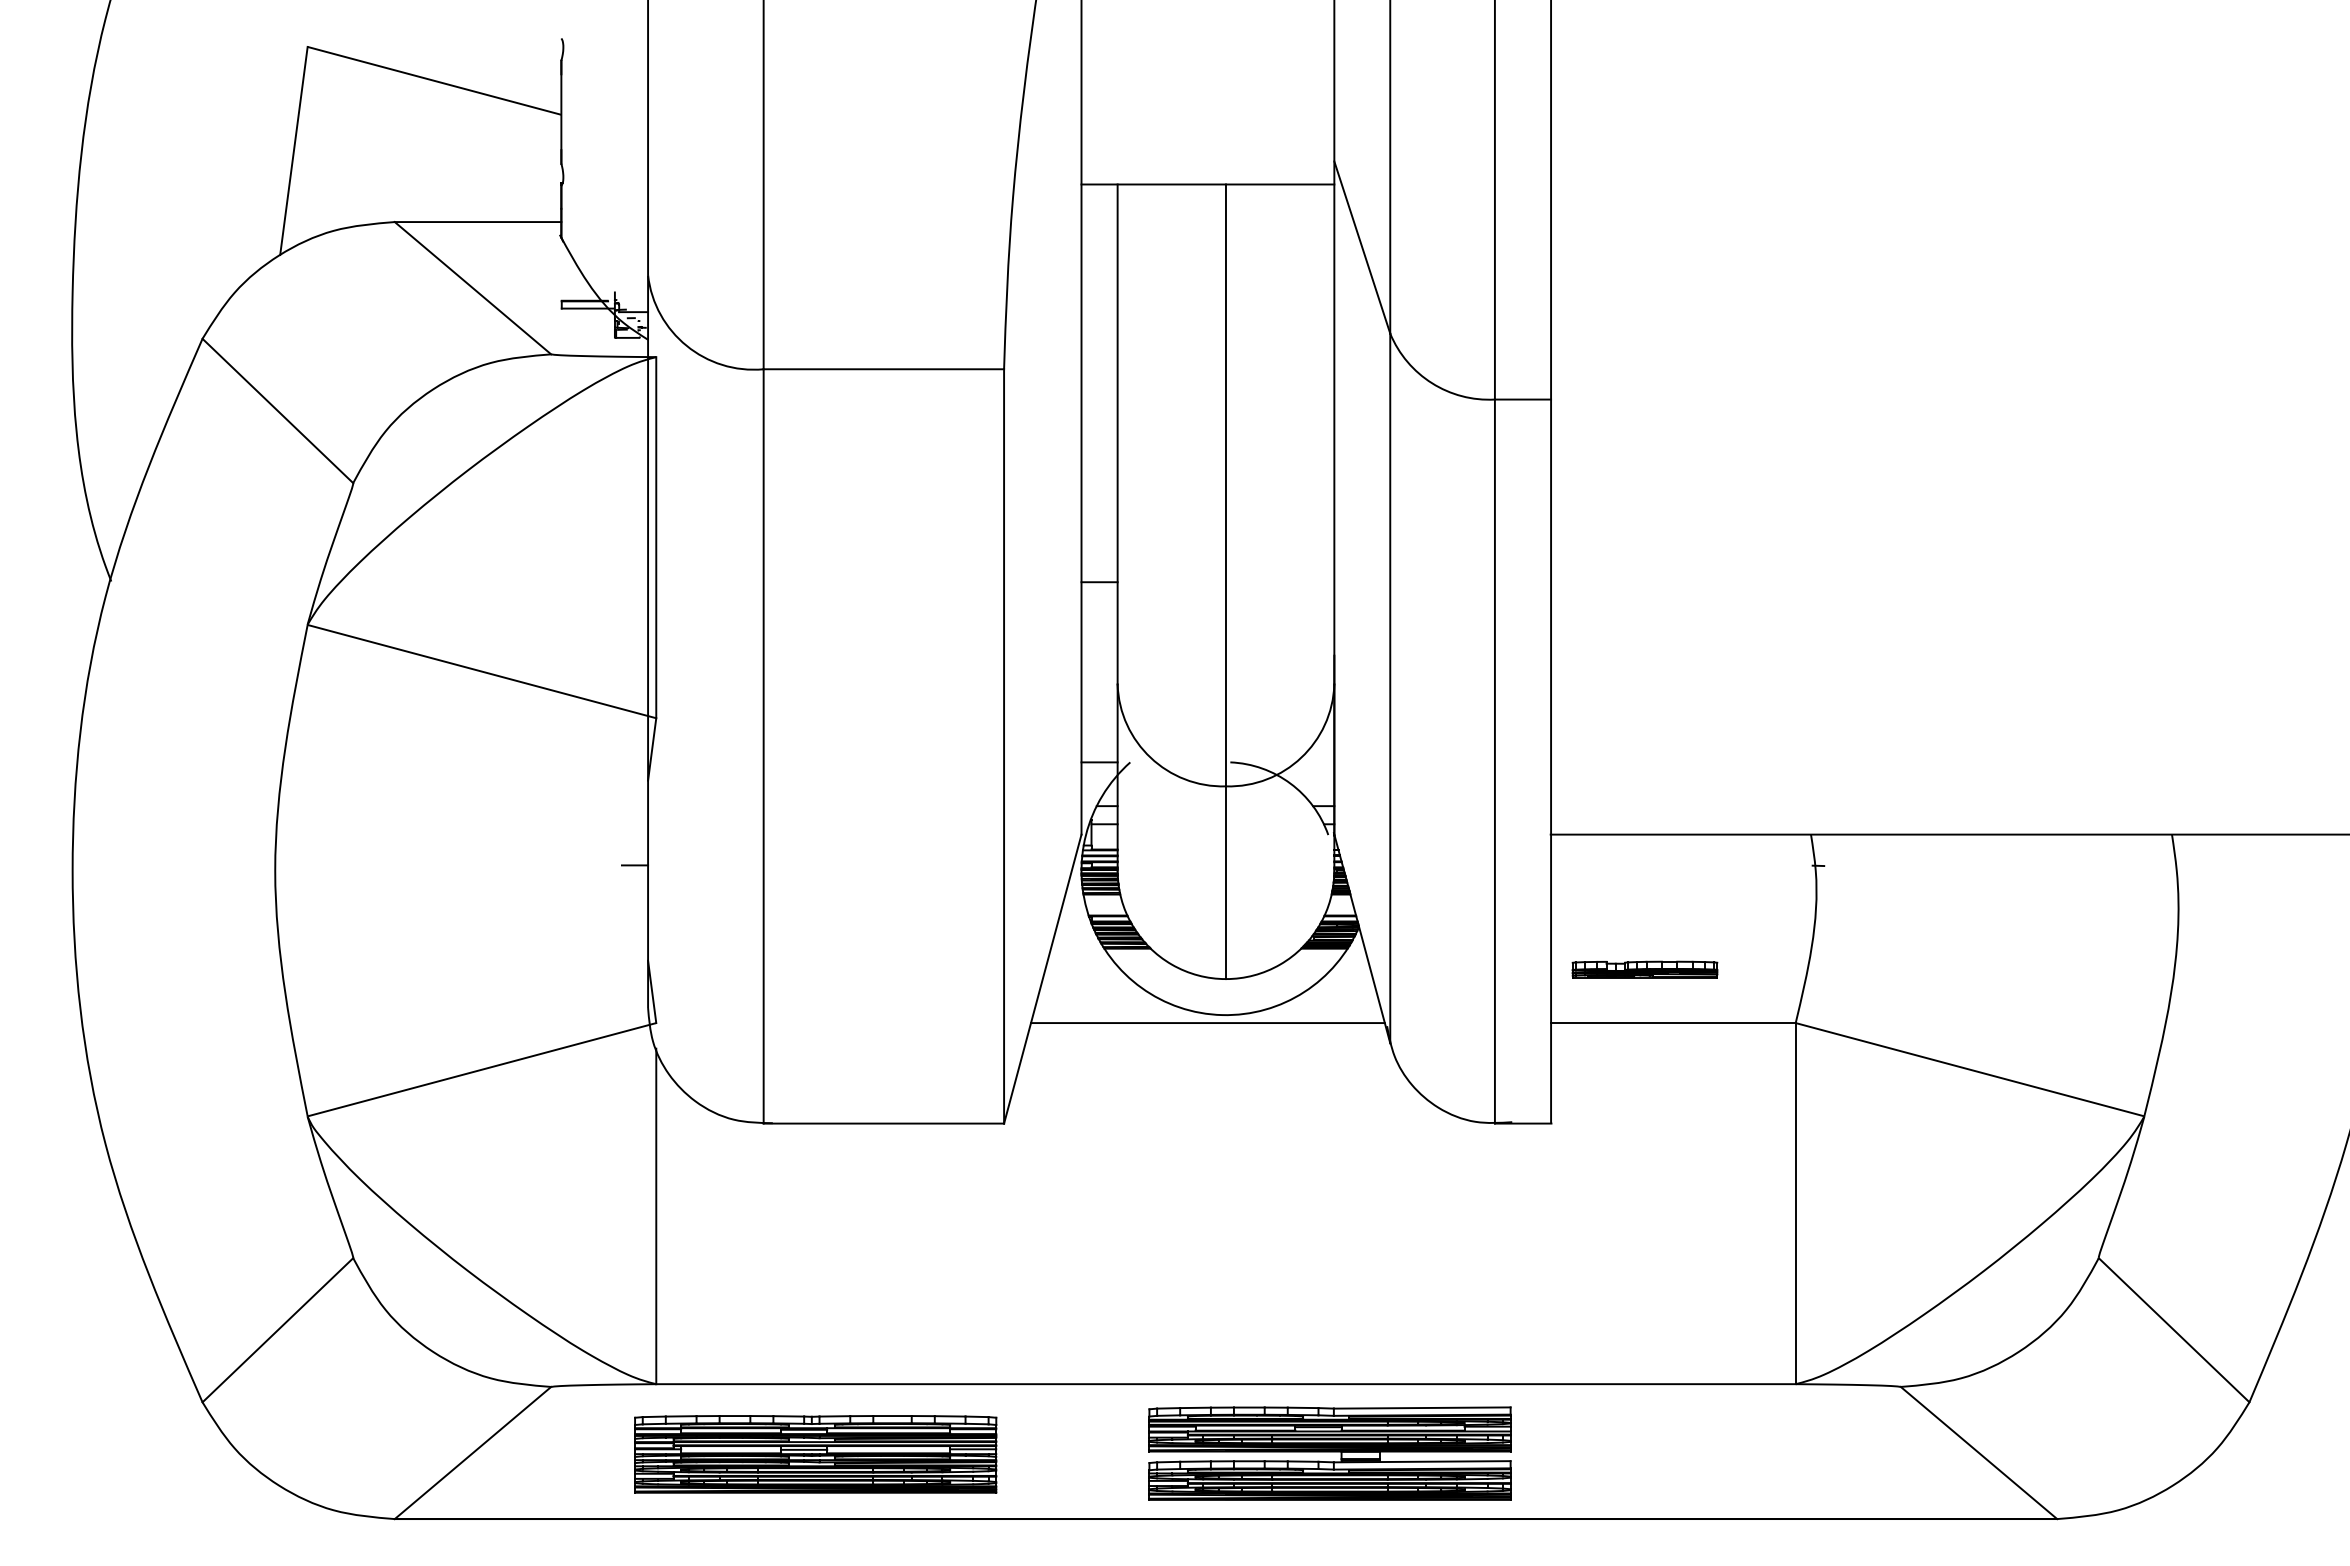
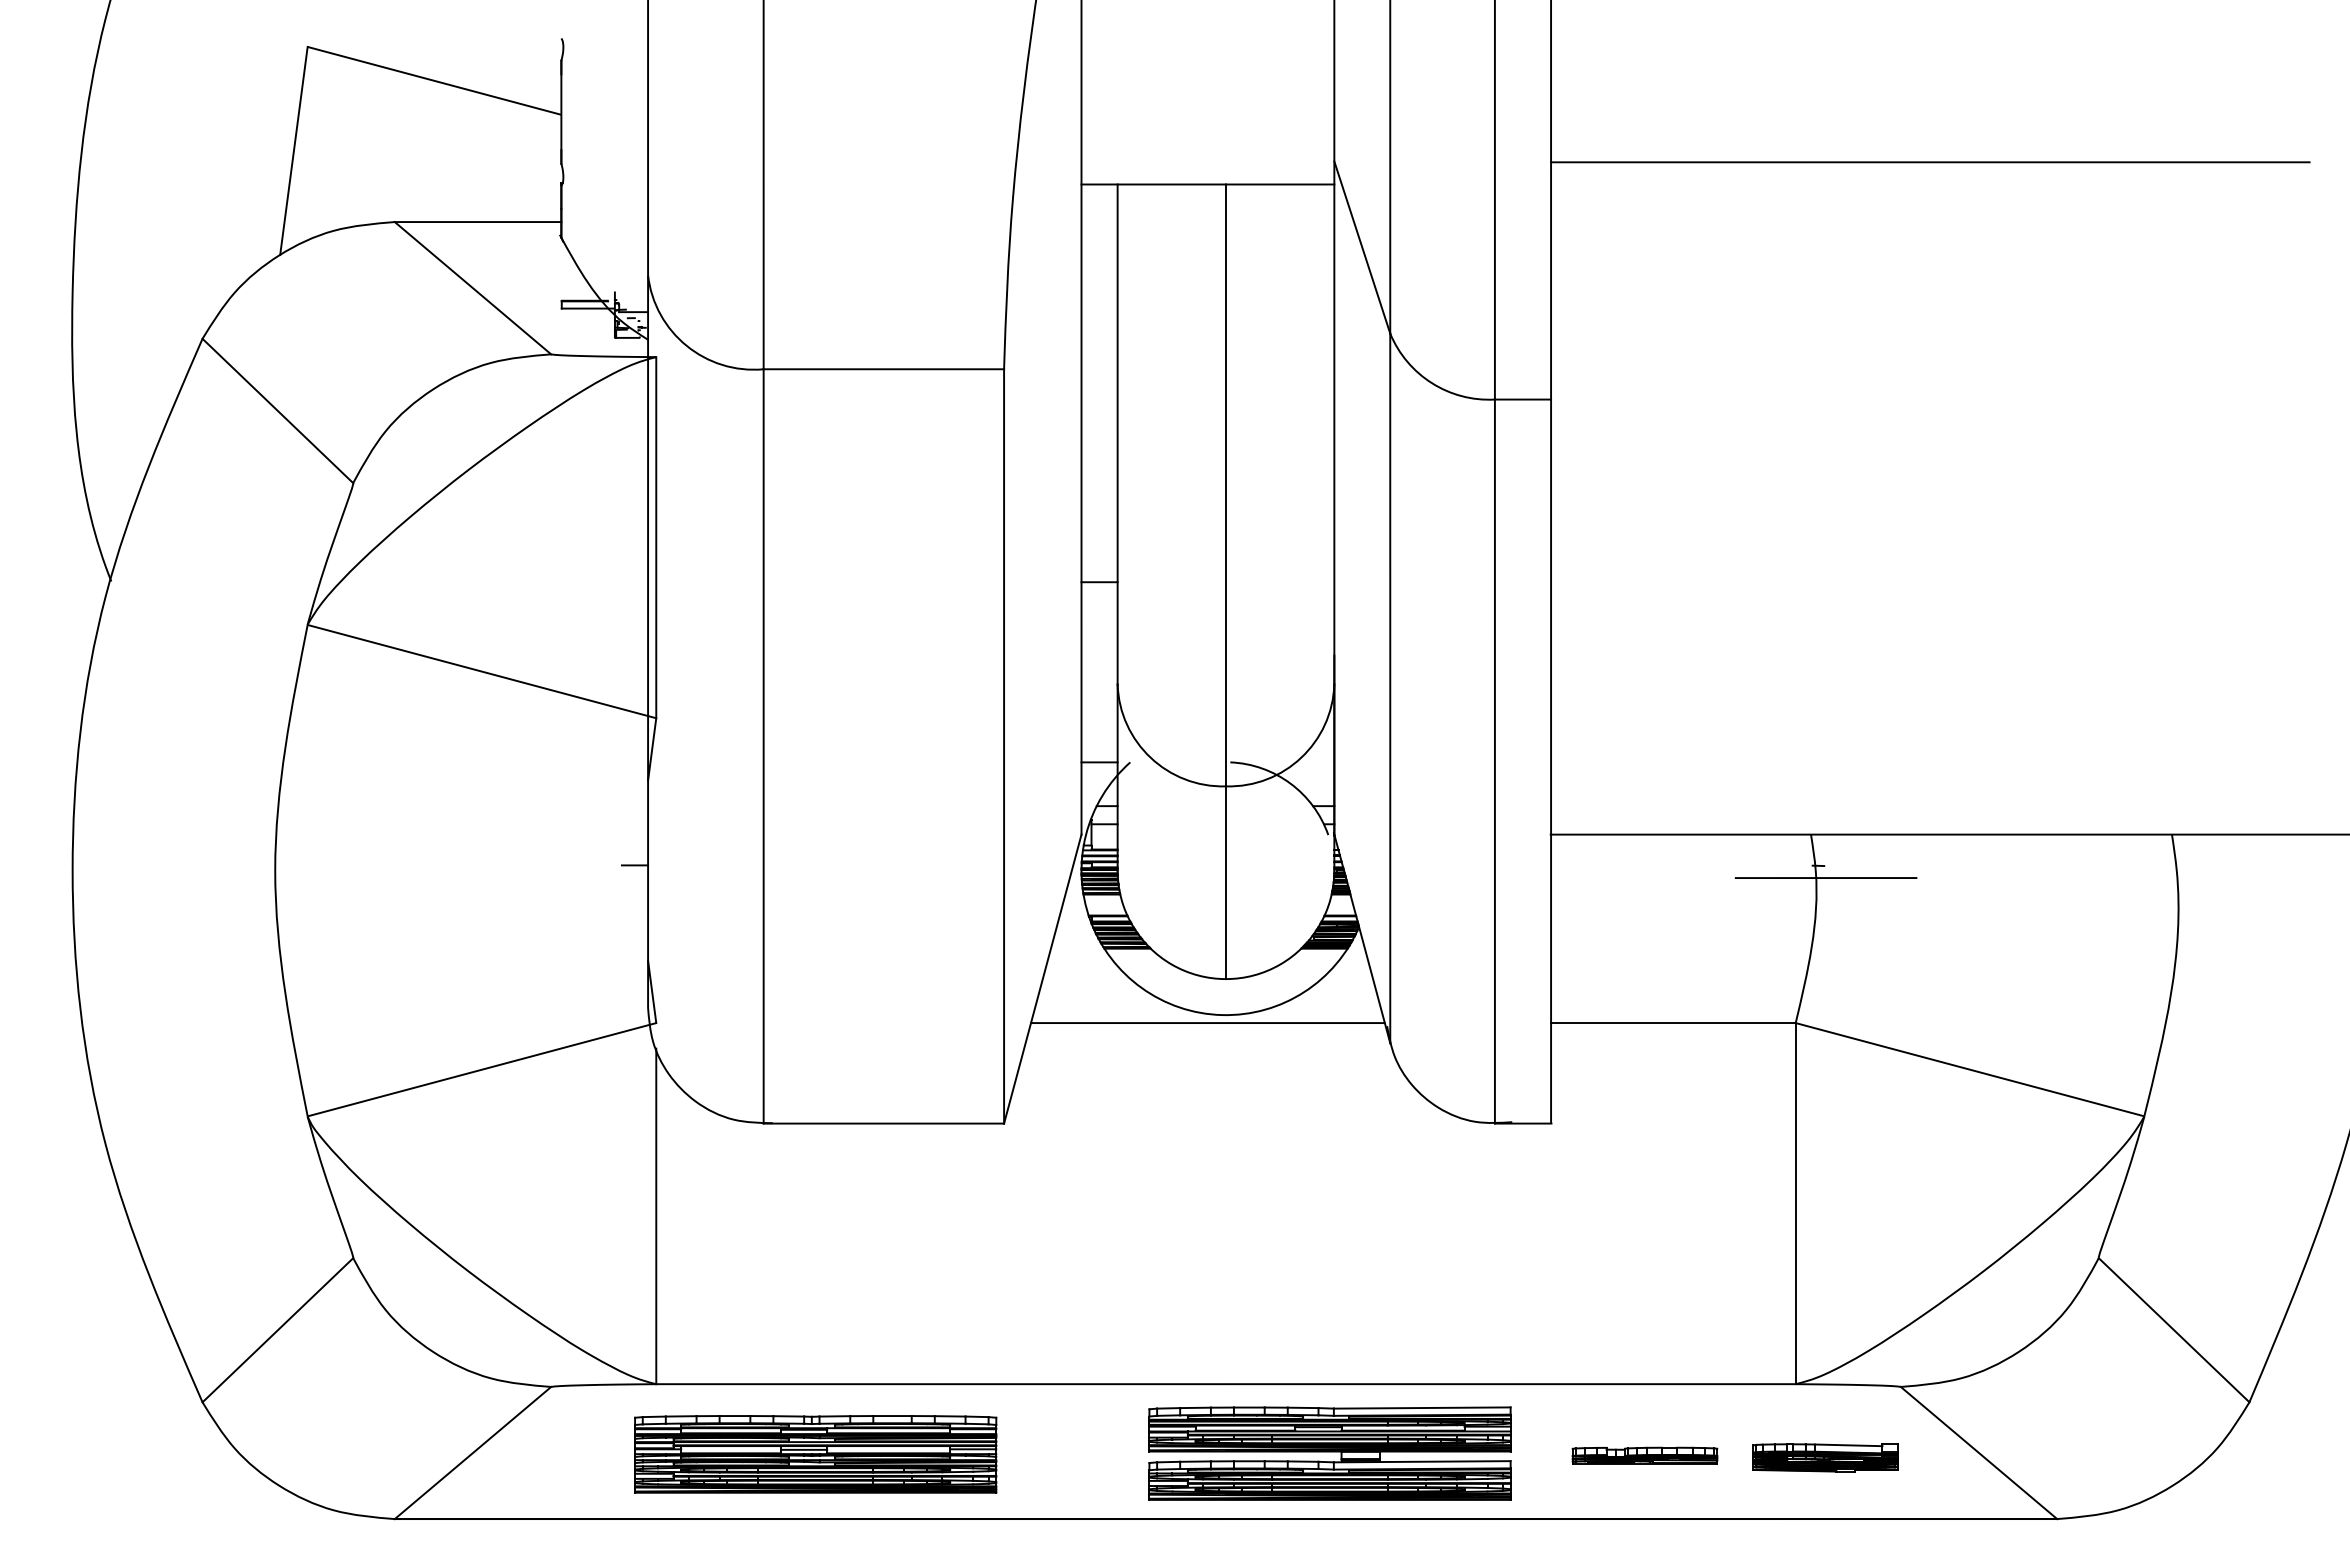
line: none -> present (1930, 162)
line: none -> present (1825, 878)
part position: (1644, 969) -> (1644, 1455) (1644, 1455)
part: none -> present (1825, 1457)
